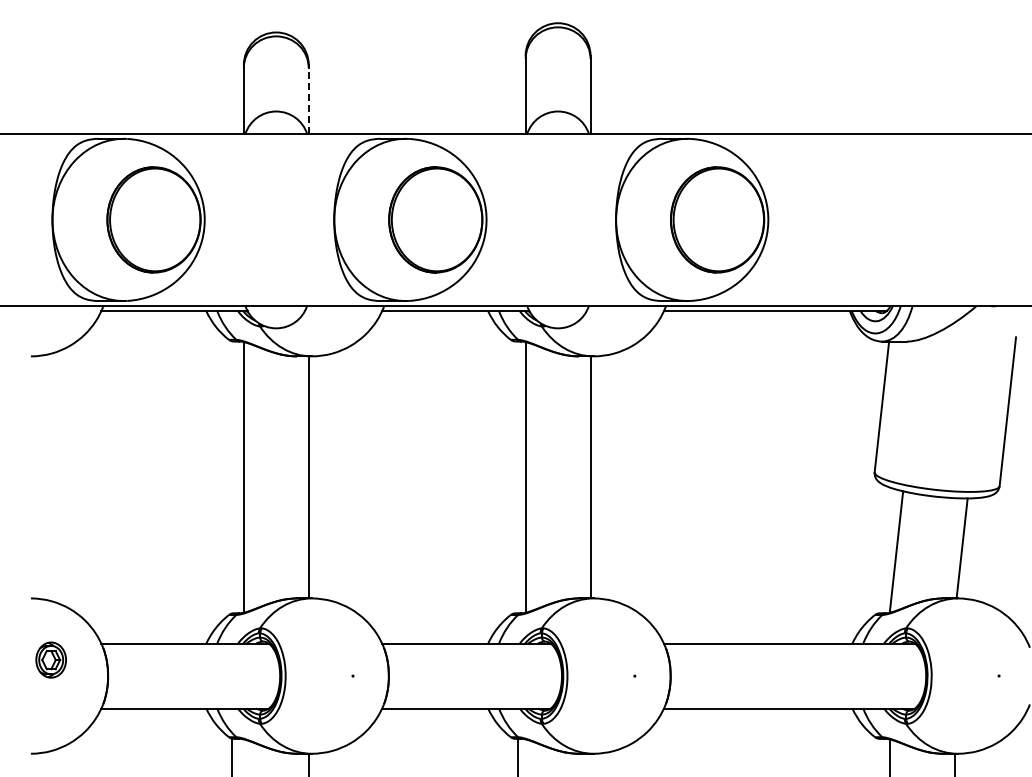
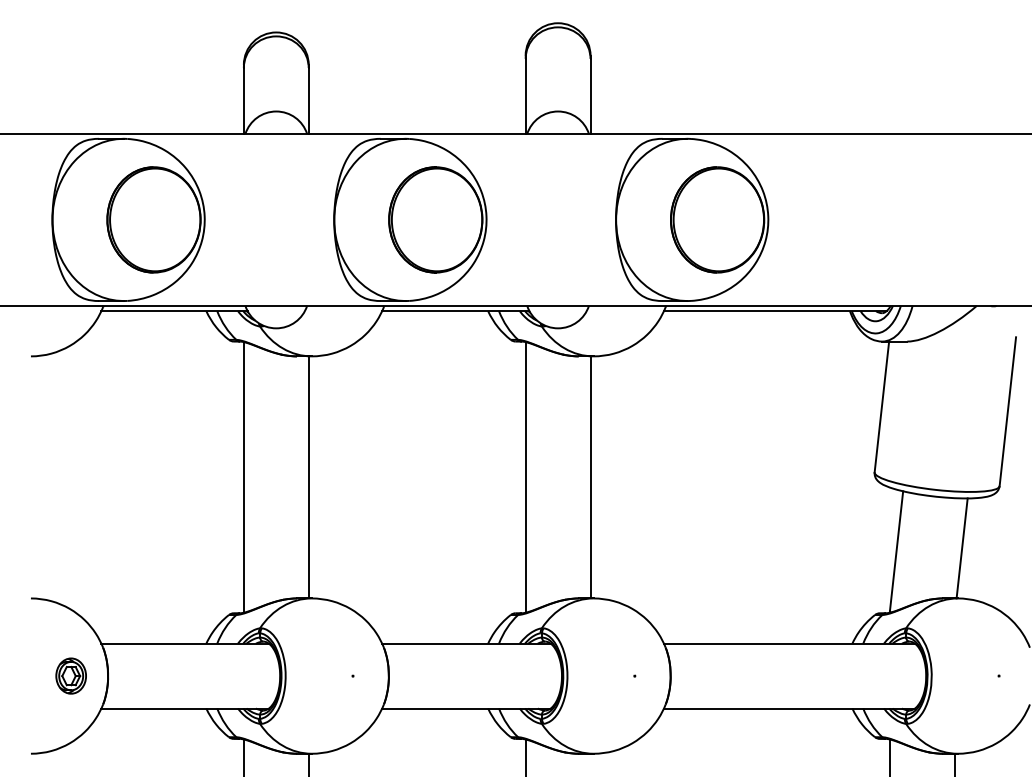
line: dashed -> solid (308, 100)
part position: (50, 659) -> (70, 675) (70, 675)
line position: (231, 756) -> (243, 756) (243, 756)
line position: (517, 756) -> (525, 756) (525, 756)
